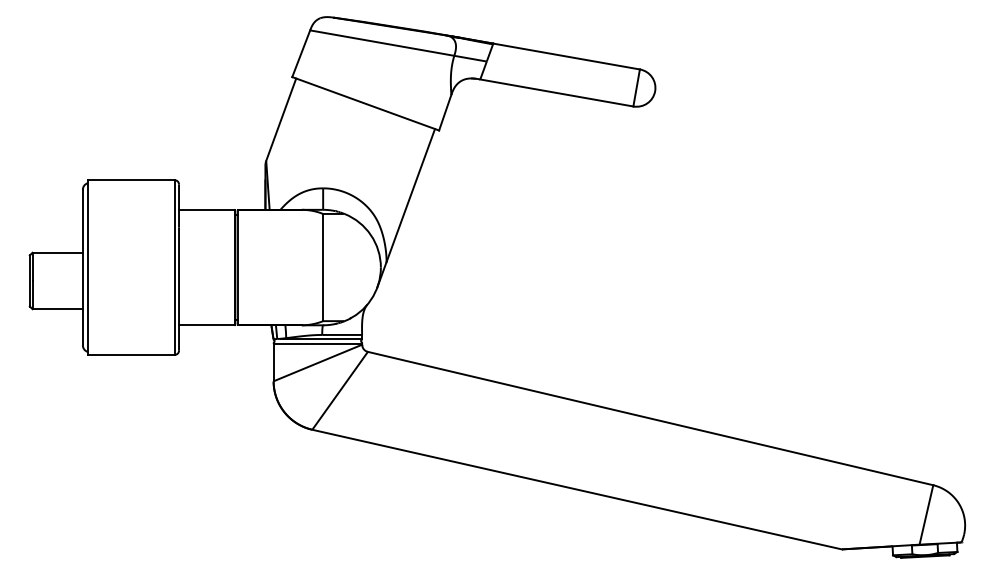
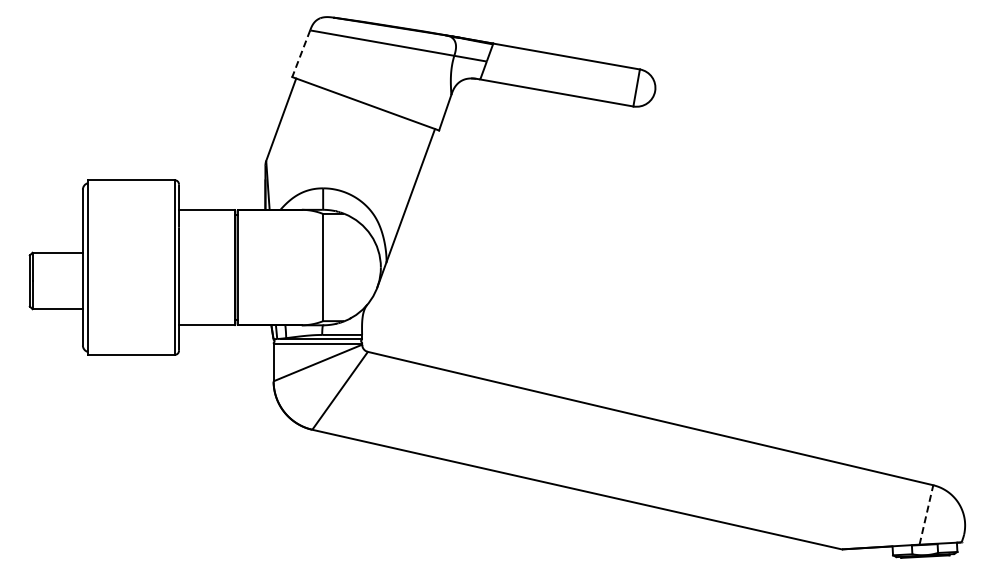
line: solid -> dashed (301, 54)
line: solid -> dashed (926, 514)
